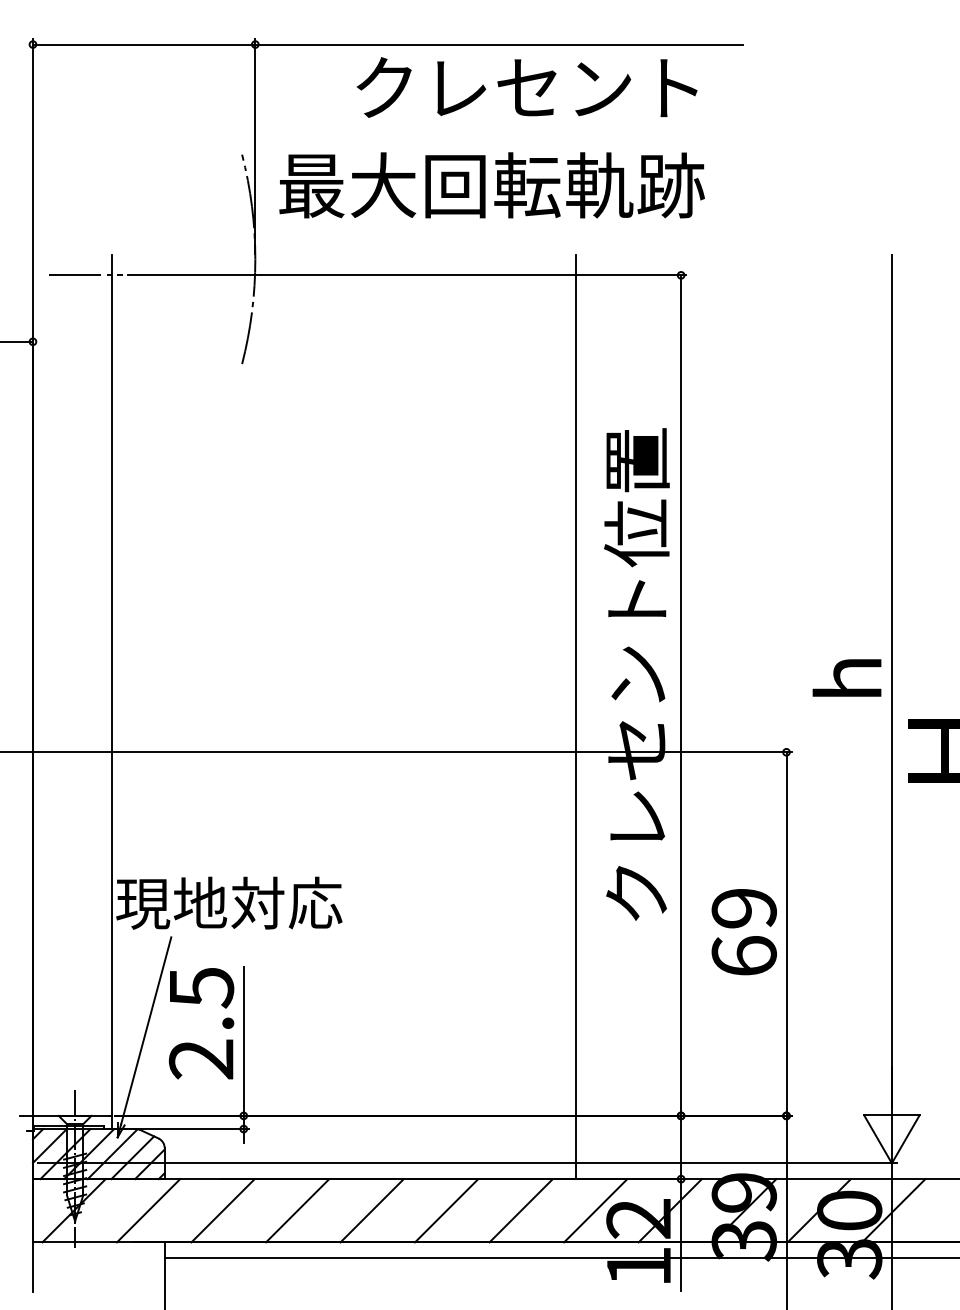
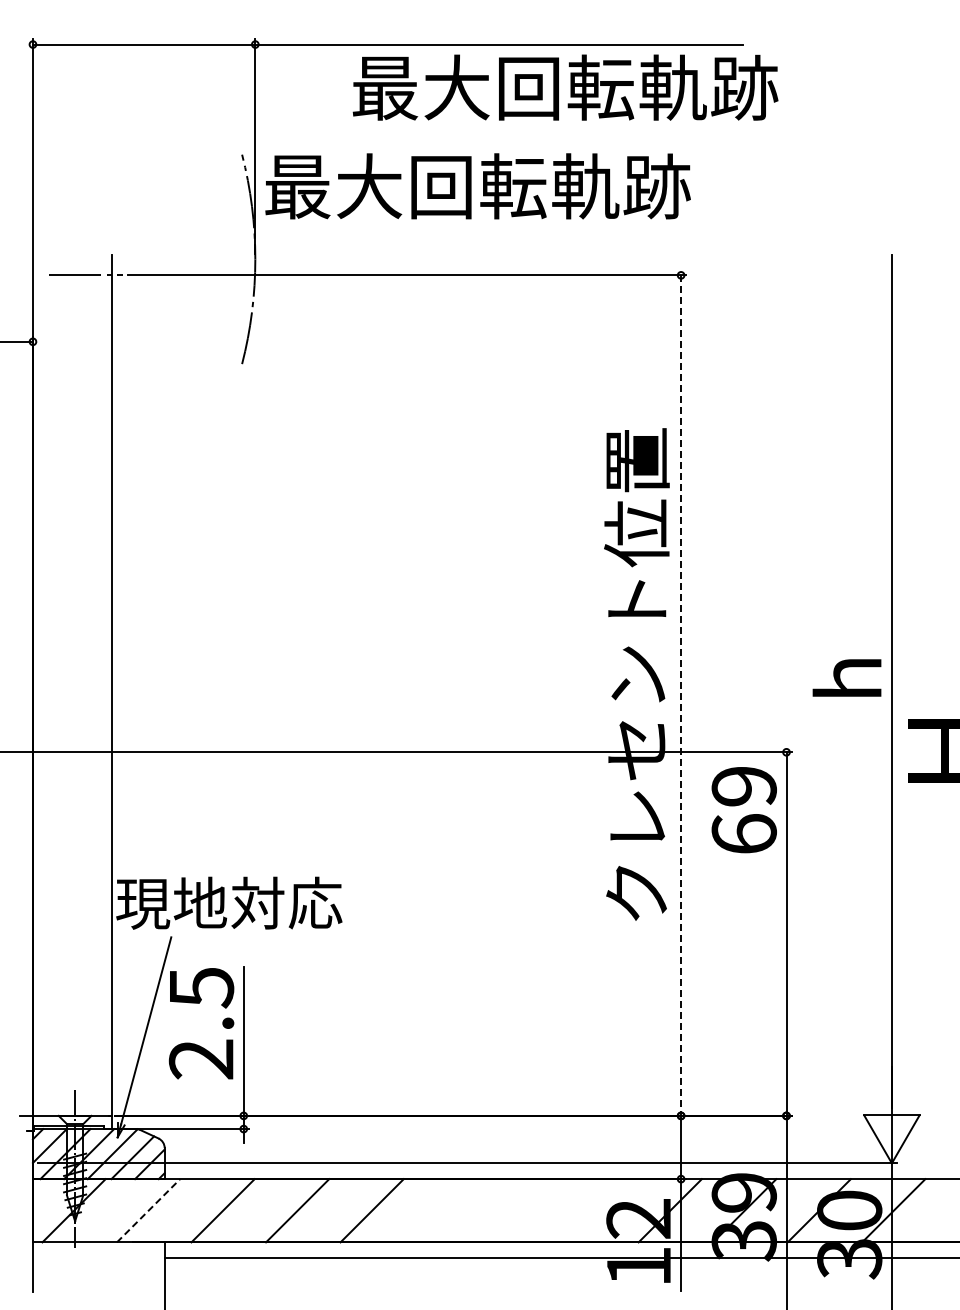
text: クレセント -> 最大回転軌跡 (565, 87)
text position: (491, 185) -> (477, 186) (477, 186)
line: solid -> dashed (681, 696)
line: present -> none (575, 717)
text position: (743, 932) -> (743, 810) (743, 810)
line: solid -> dashed (148, 1210)
line: present -> none (446, 1210)
line: present -> none (520, 1210)
line: present -> none (595, 1210)
